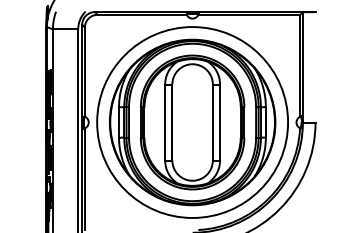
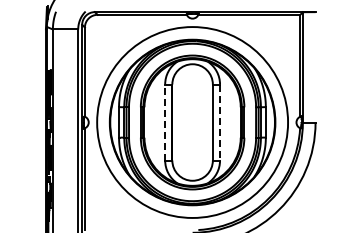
line: solid -> dashed (165, 122)
line: solid -> dashed (220, 123)
